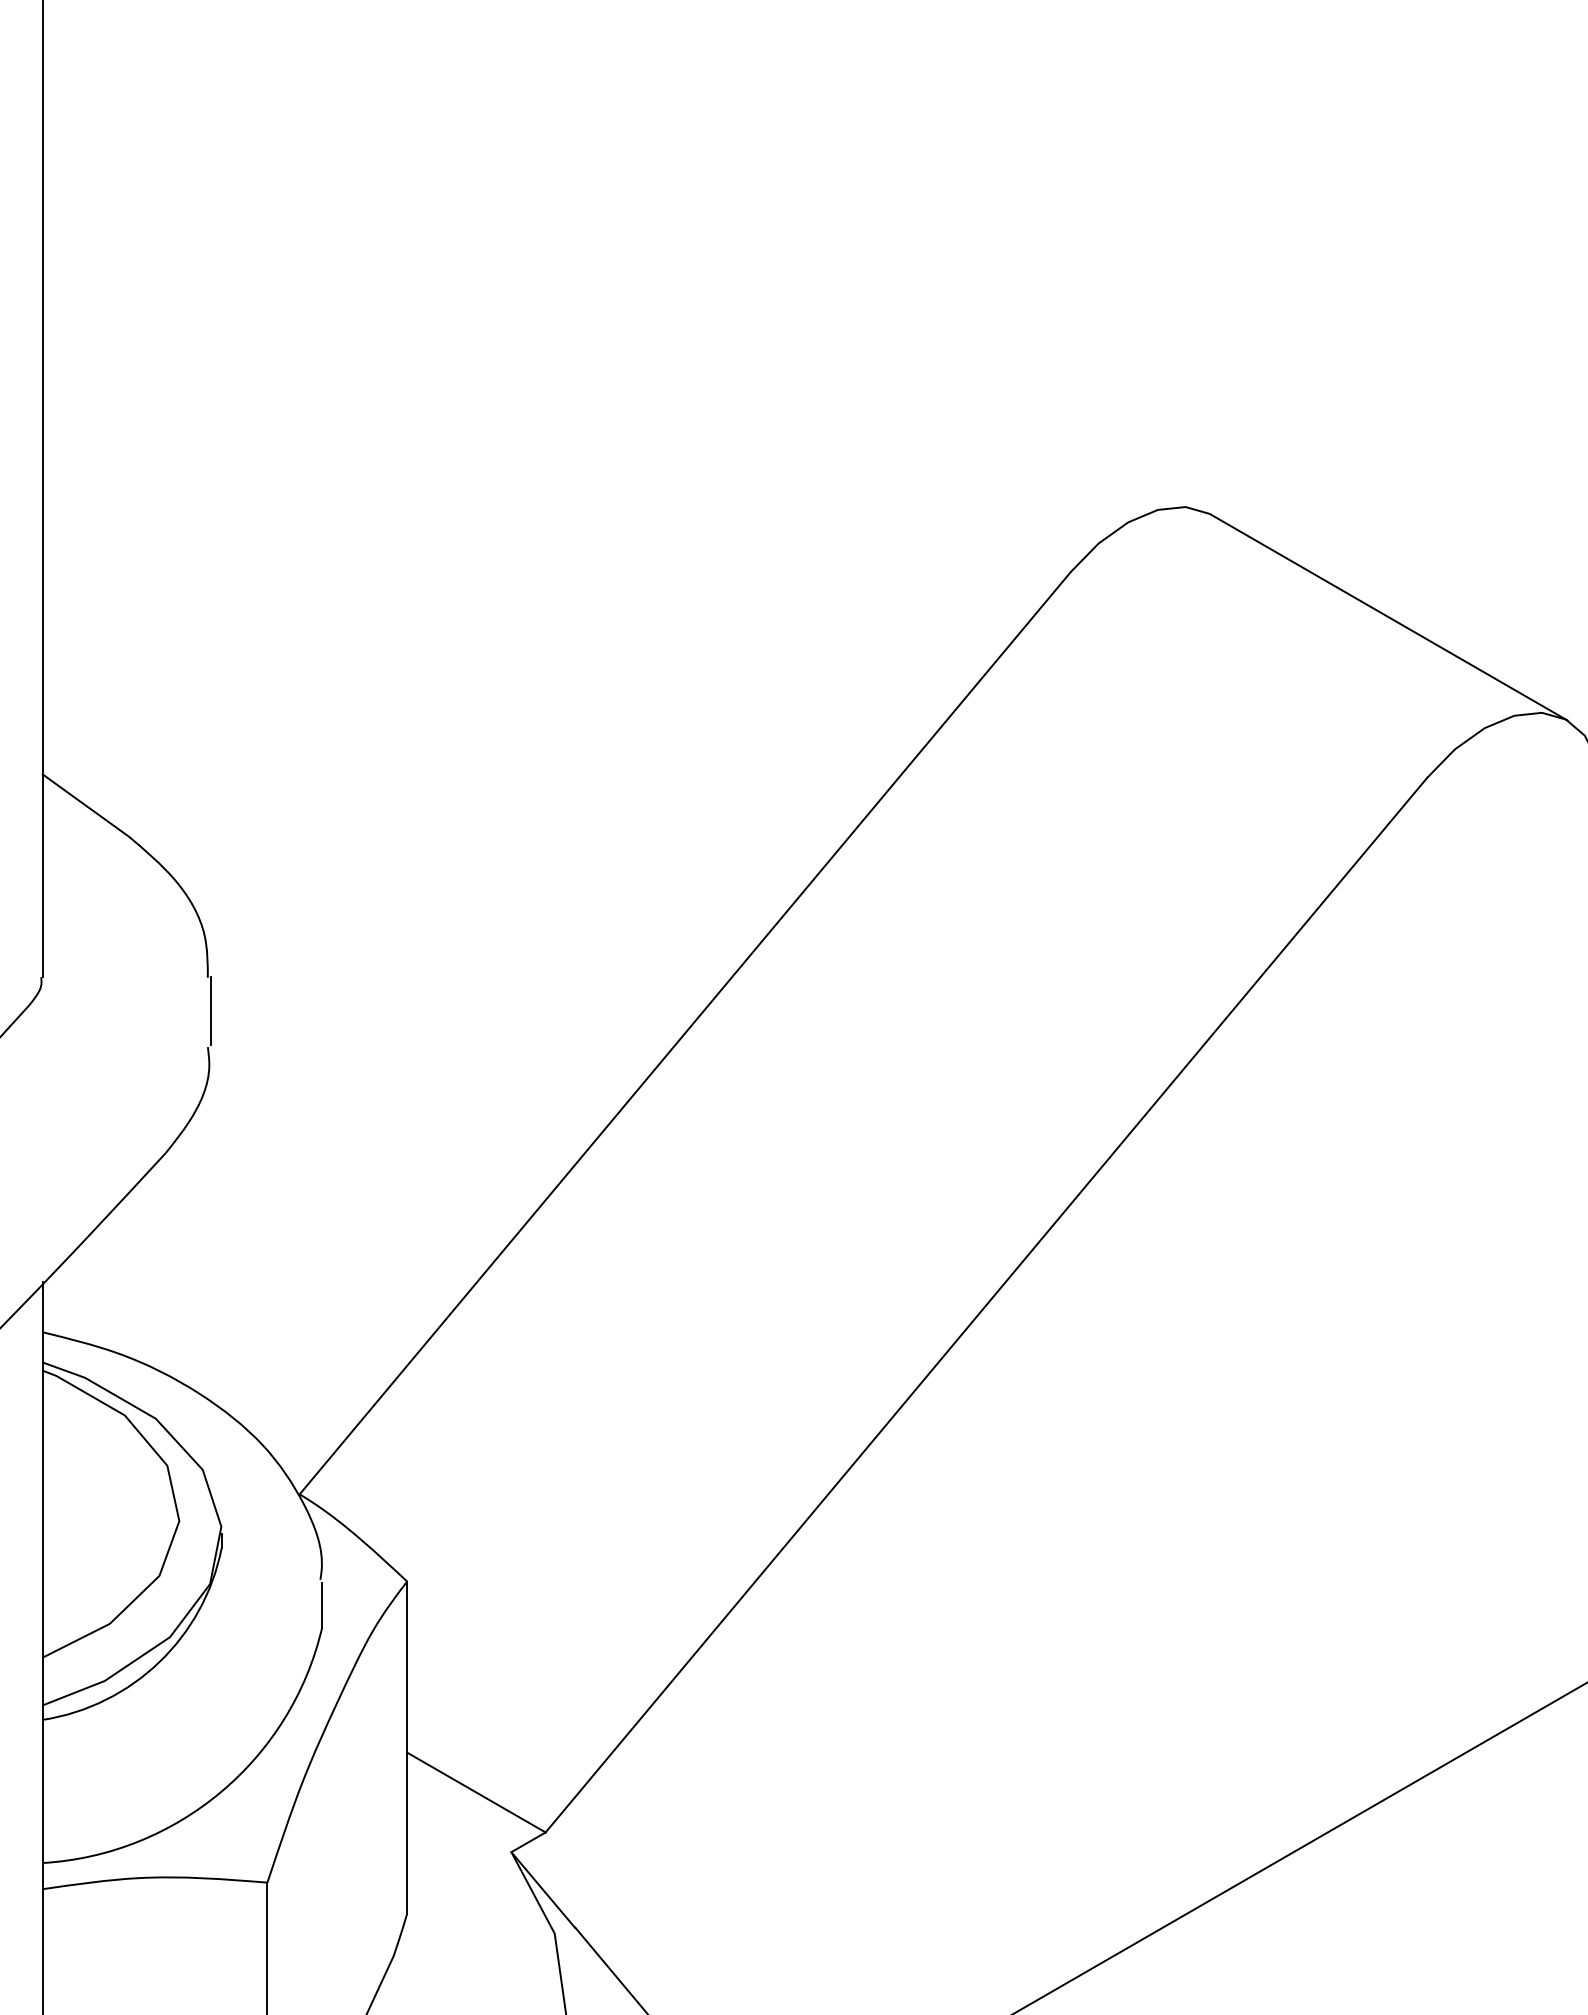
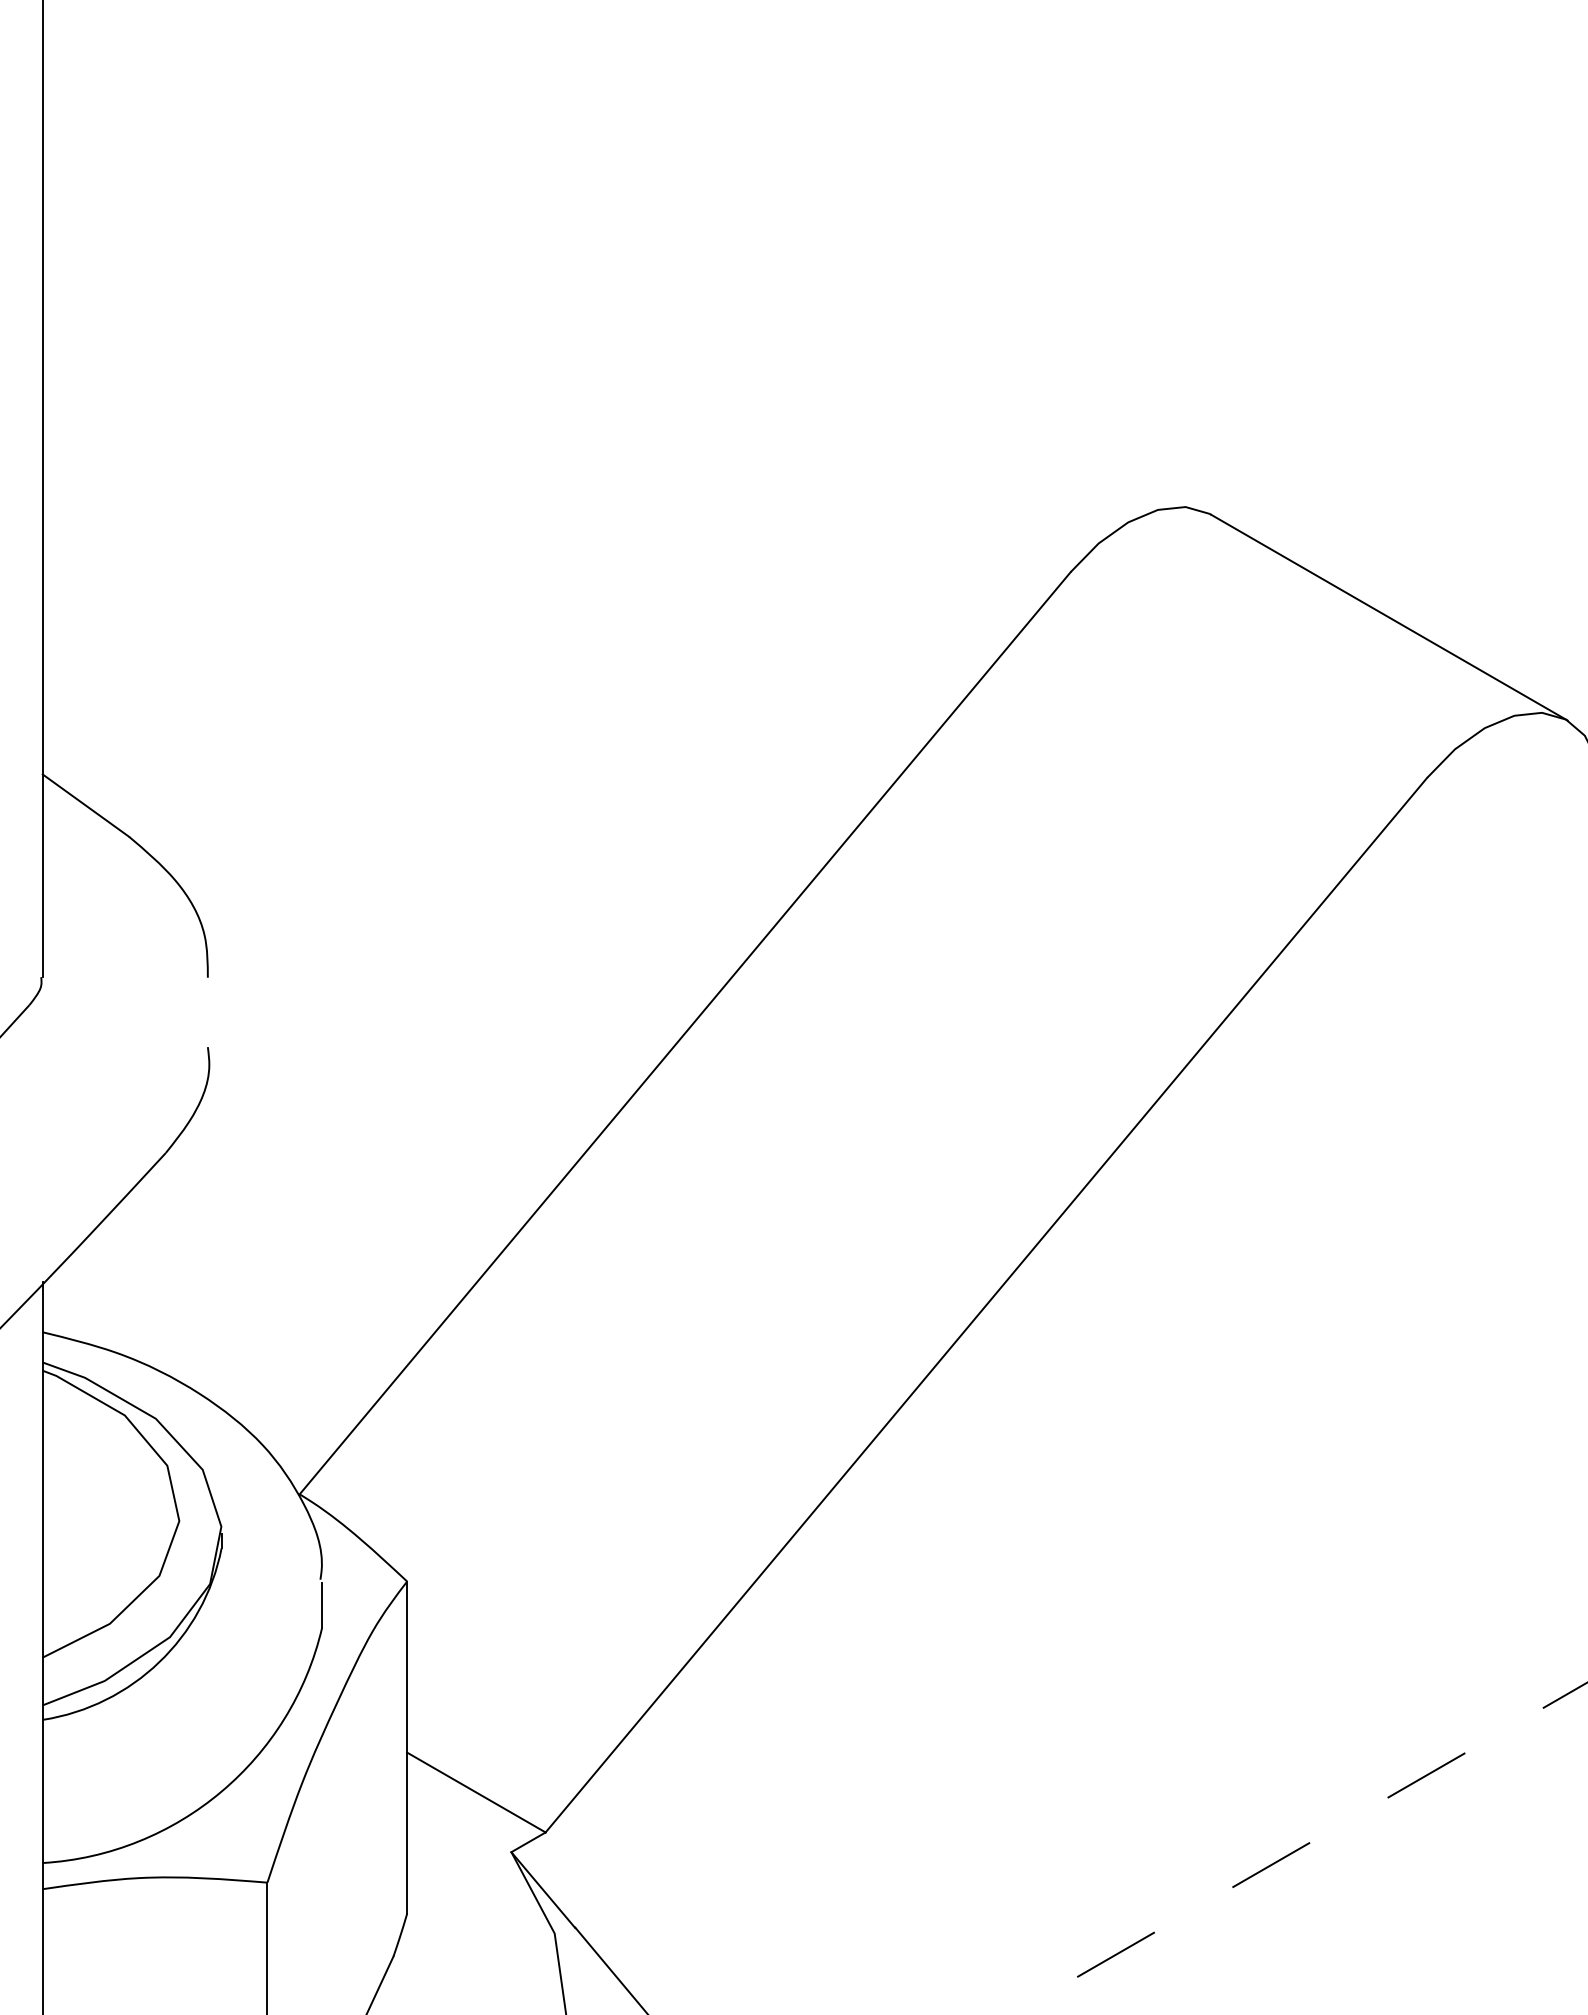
line: present -> none (210, 1010)
line: solid -> dashed (1299, 1848)
